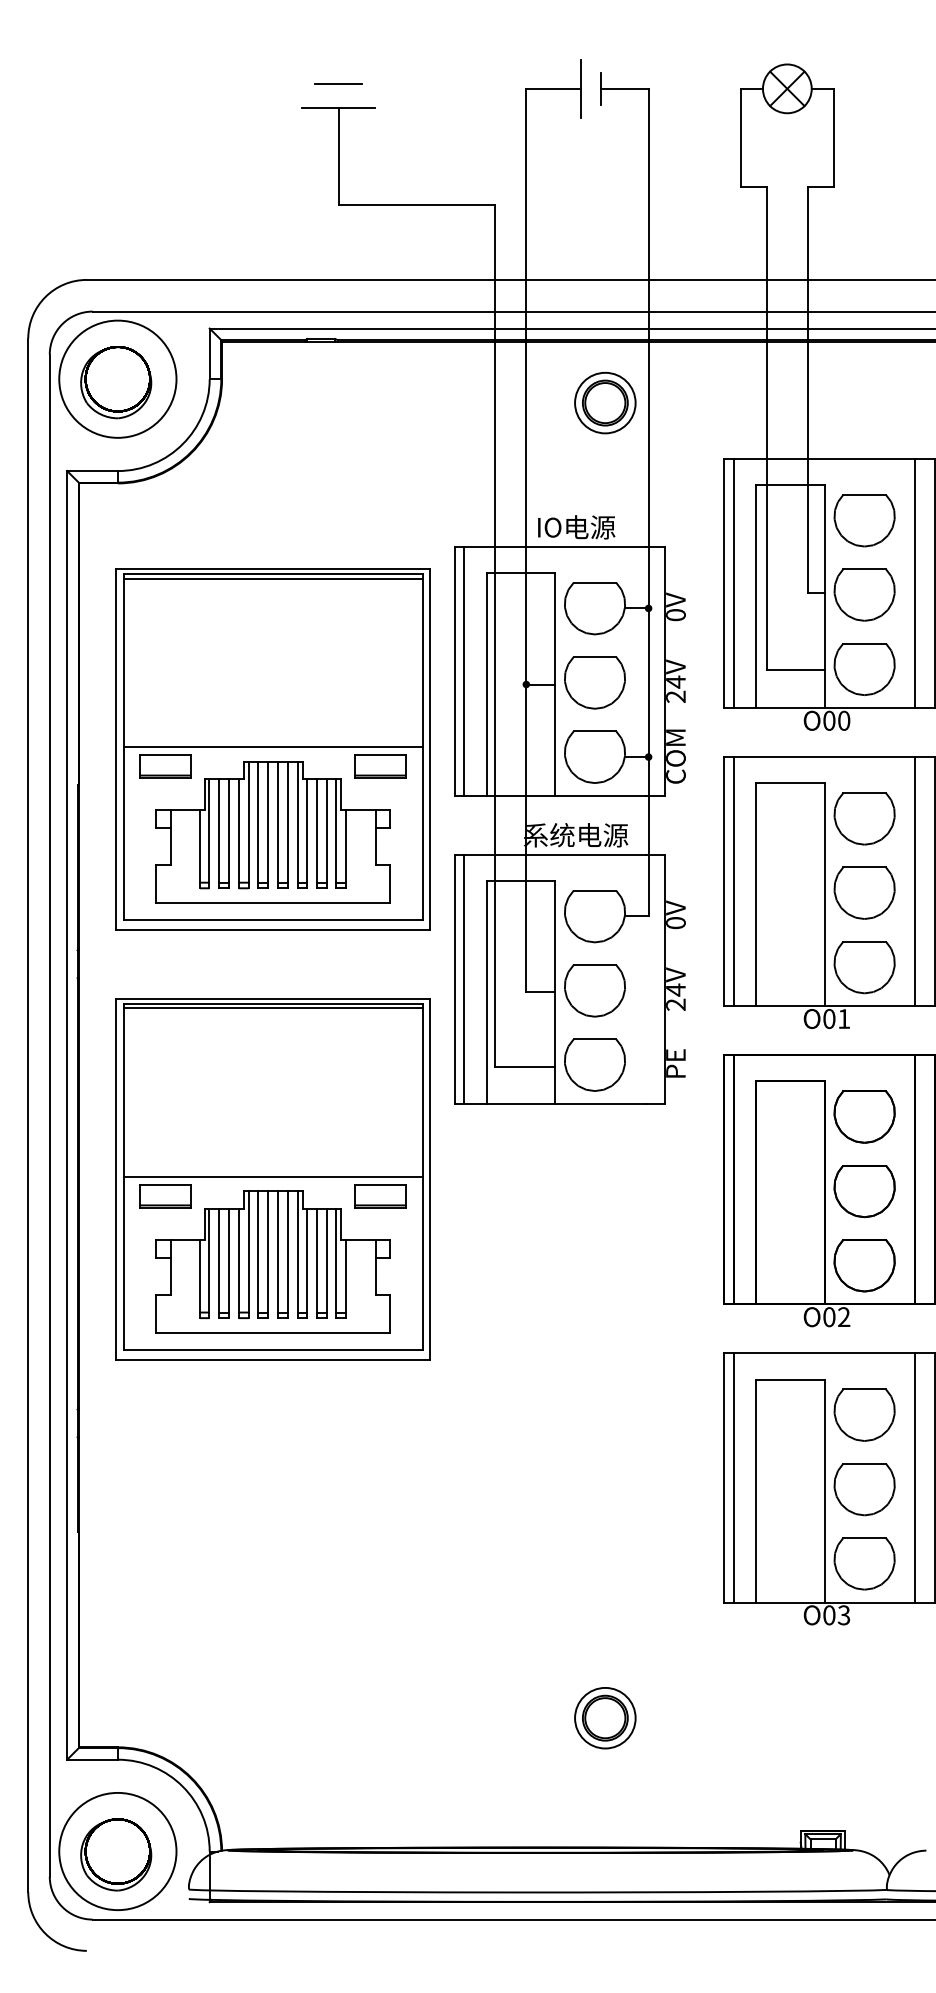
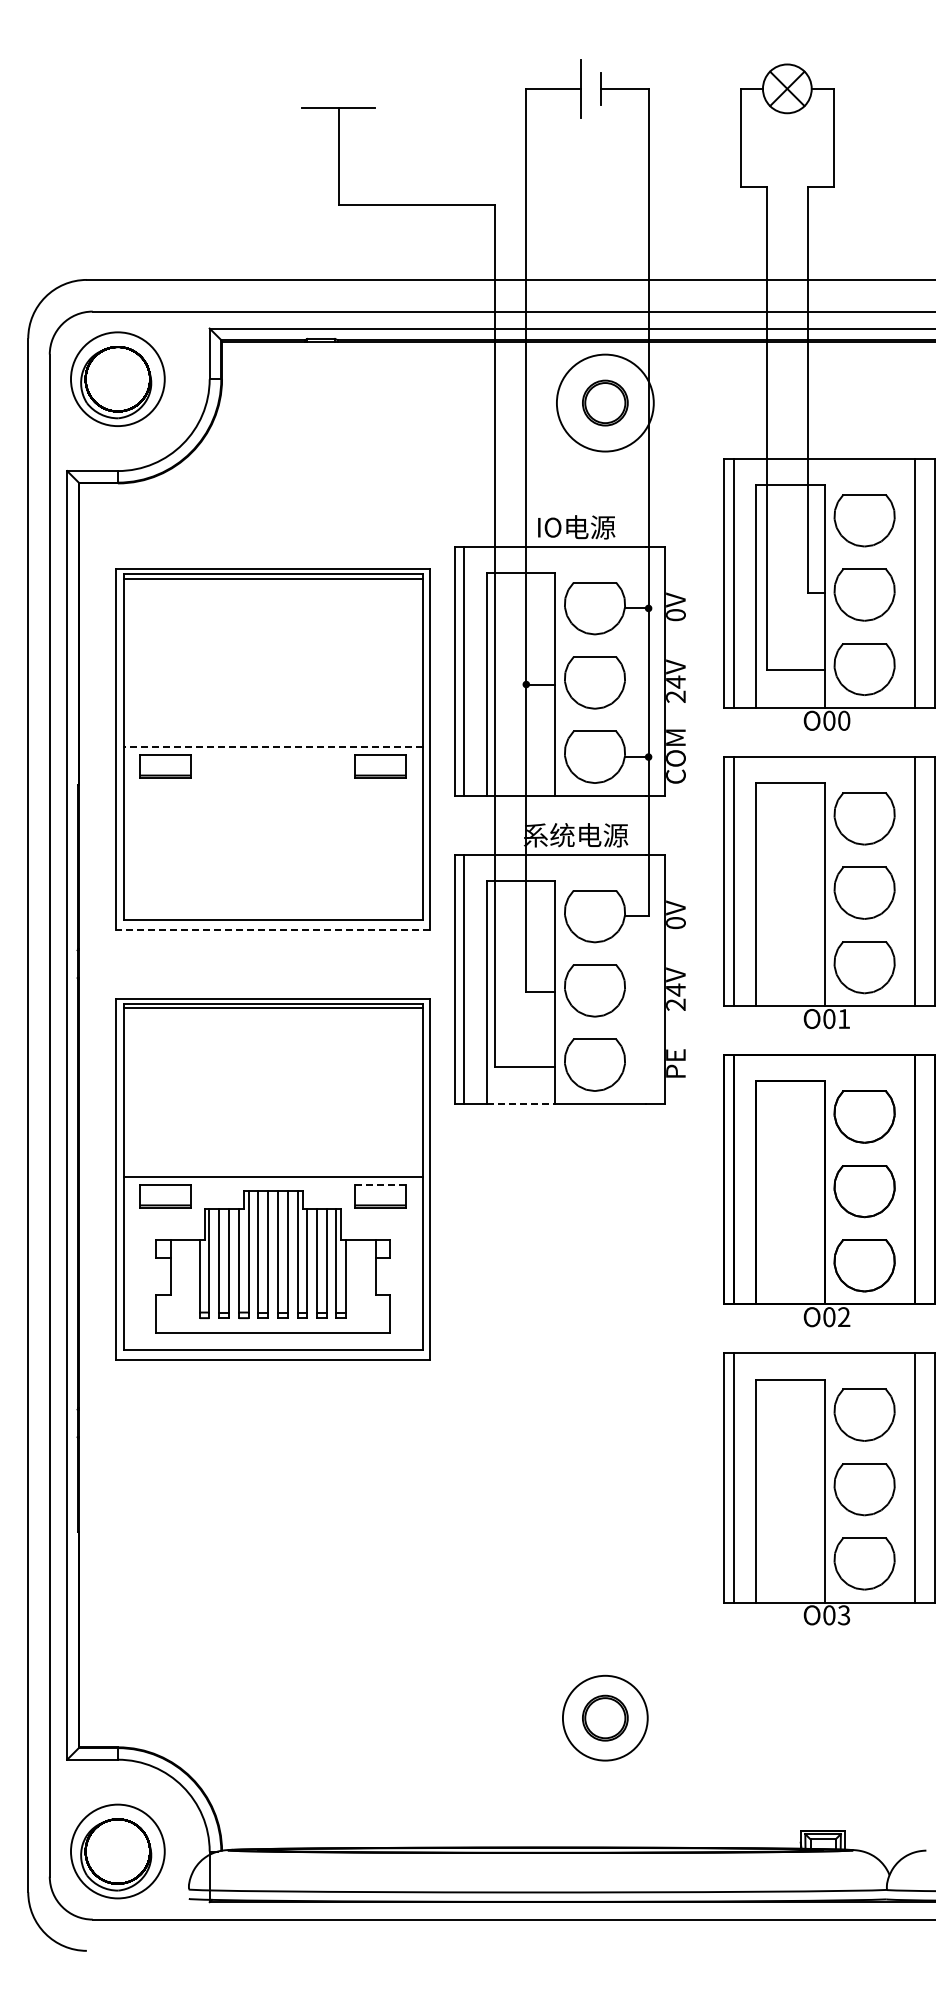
line: present -> none (338, 83)
circle diameter: 117 px -> 94 px (117, 379)
circle diameter: 61 px -> 97 px (604, 402)
line: solid -> dashed (272, 746)
part: present -> none (272, 832)
line: solid -> dashed (272, 930)
line: solid -> dashed (521, 1103)
line: solid -> dashed (380, 1184)
circle diameter: 61 px -> 85 px (604, 1717)
circle diameter: 117 px -> 94 px (117, 1851)
